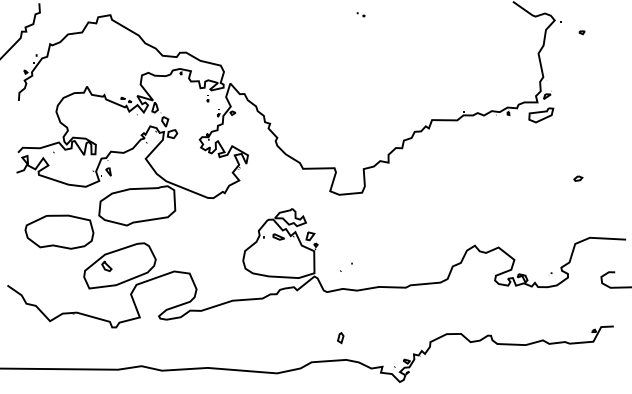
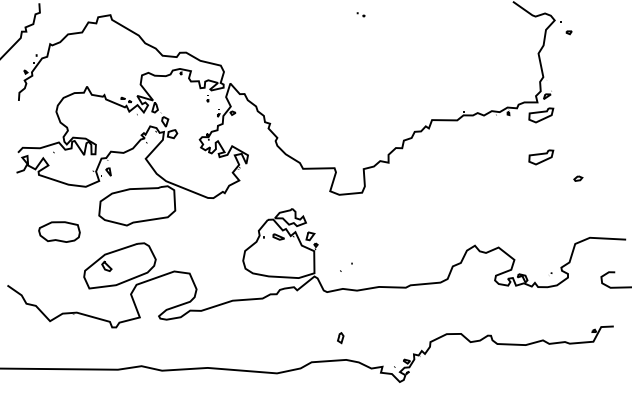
part position: (581, 32) -> (568, 32) (568, 32)
part: none -> present (541, 157)
part size: 71x36 px -> 43x22 px (59, 231)
